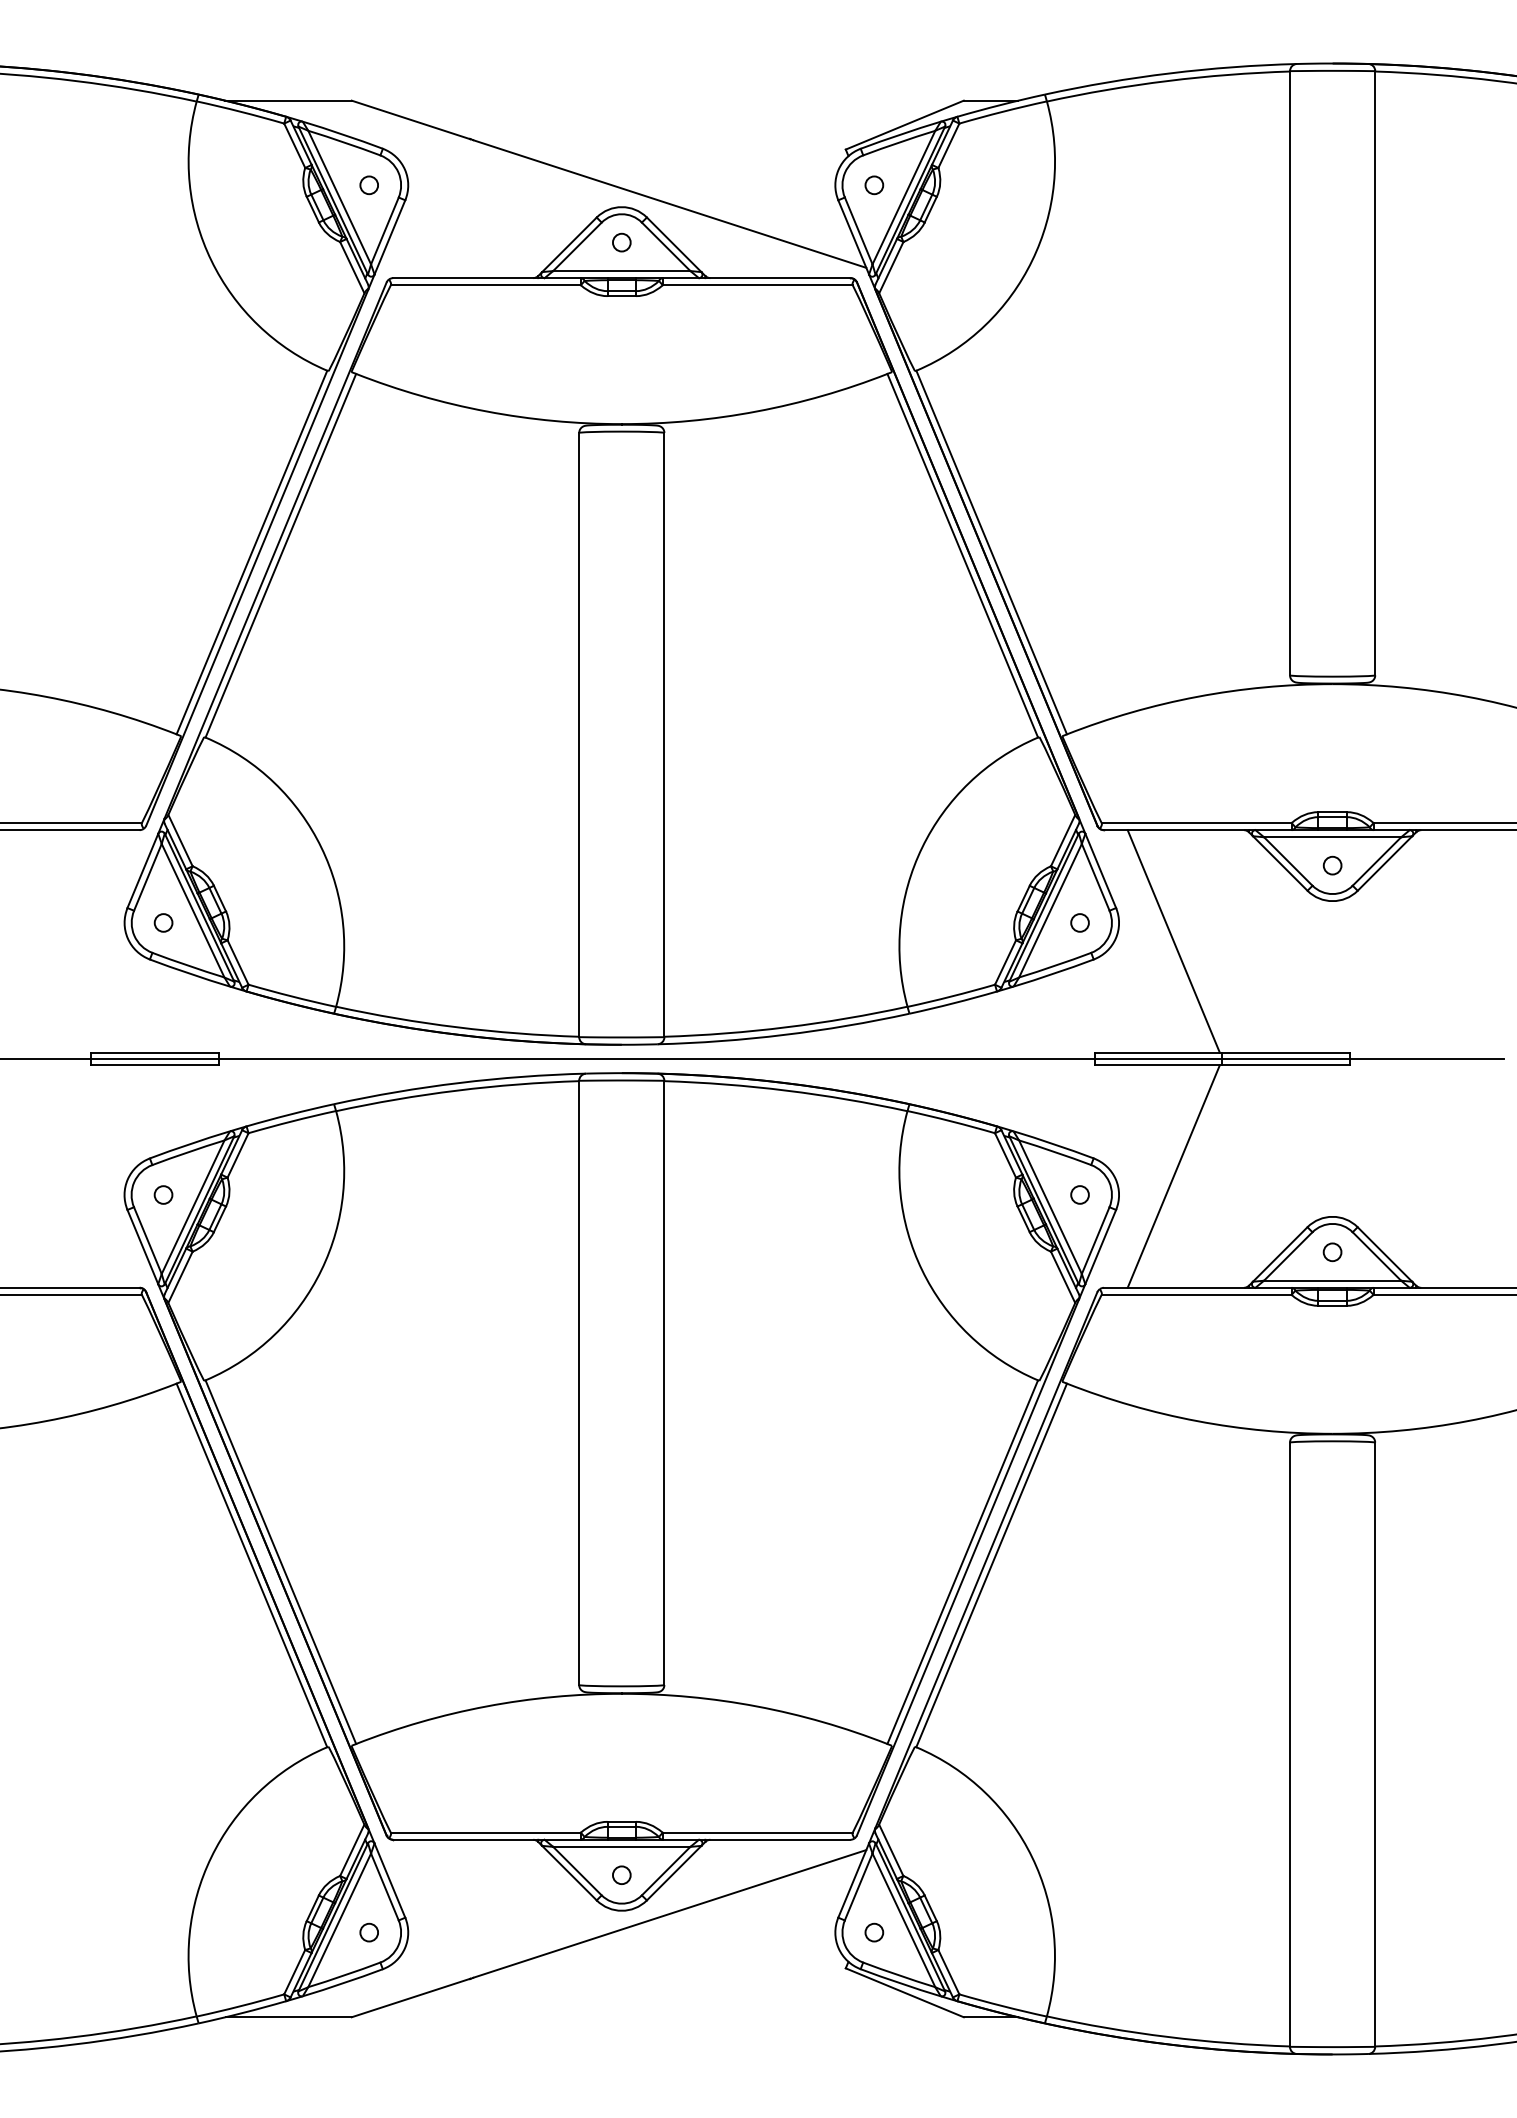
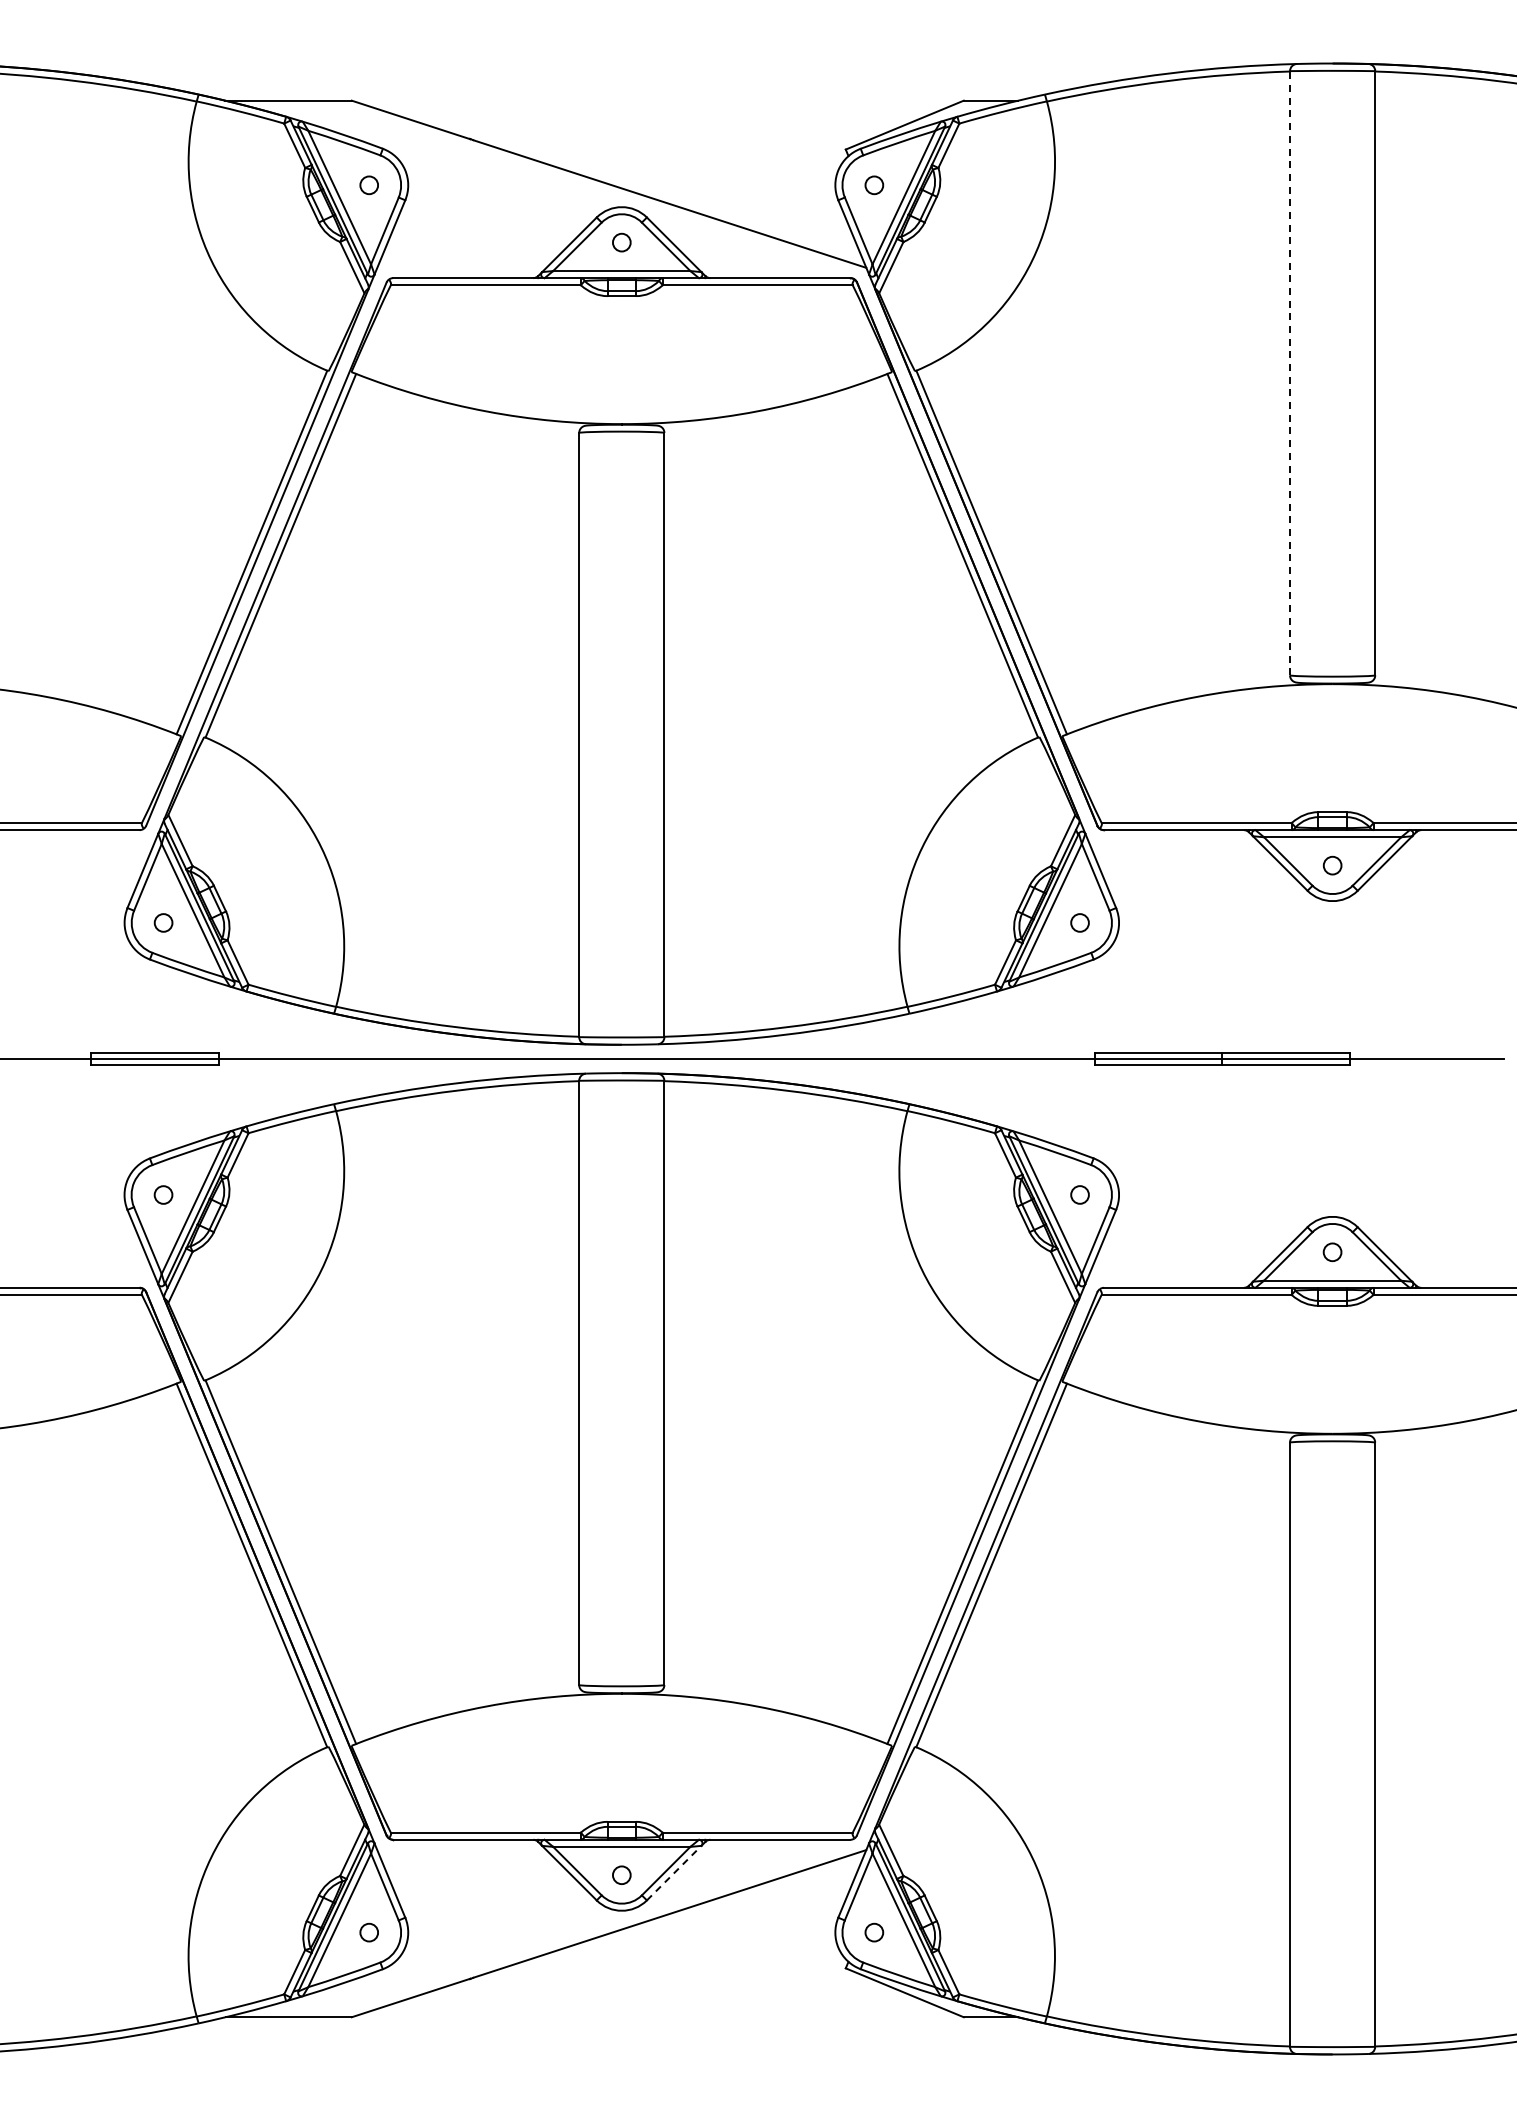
line: solid -> dashed (1290, 372)
line: present -> none (1173, 941)
line: present -> none (1173, 1176)
line: solid -> dashed (674, 1873)
